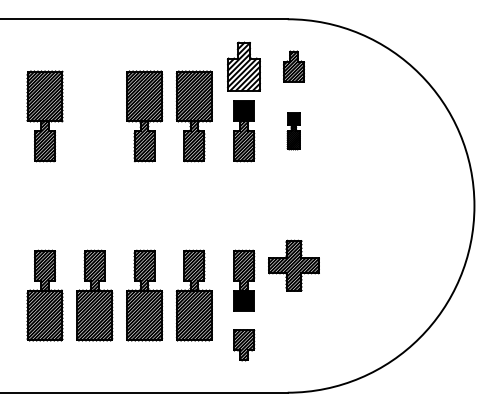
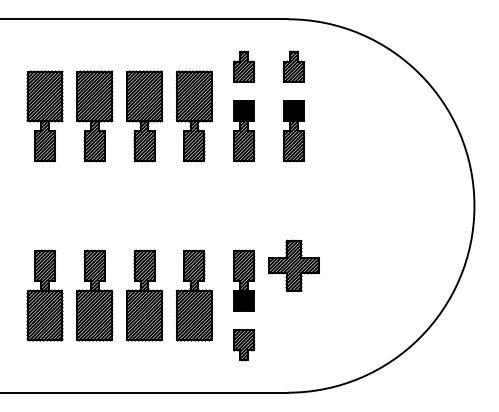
part size: 34x51 px -> 23x33 px (244, 66)
part: none -> present (94, 116)
part size: 15x39 px -> 23x63 px (293, 131)
